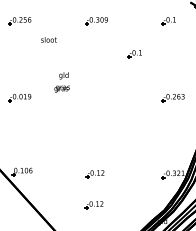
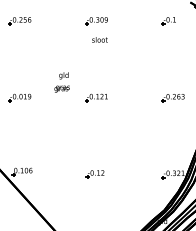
text position: (48, 39) -> (99, 39) (99, 39)
part: present -> none (134, 54)
part: none -> present (96, 97)
part: present -> none (93, 205)
